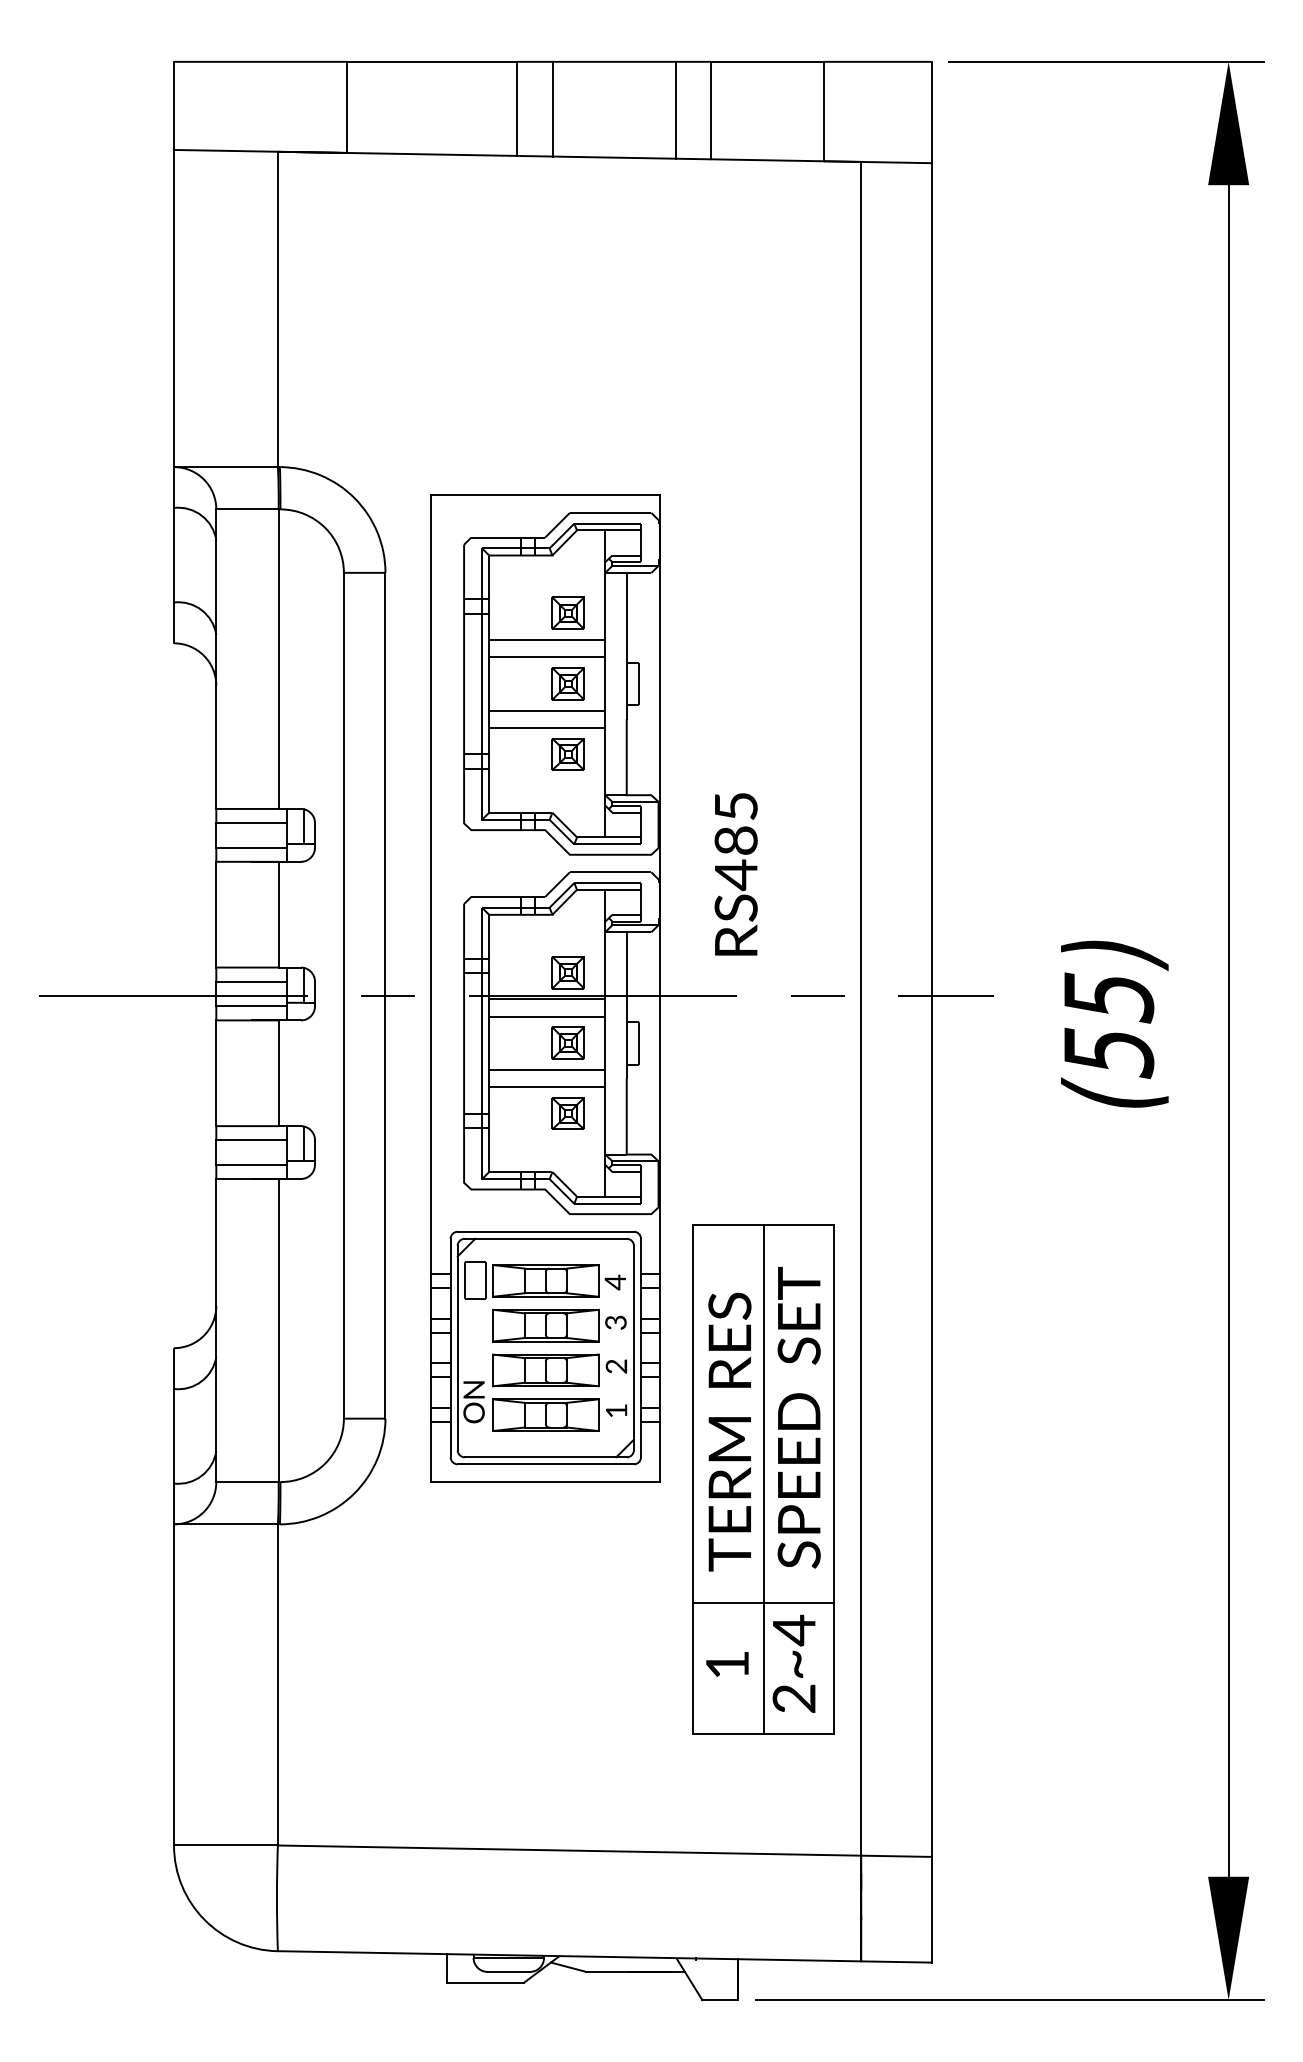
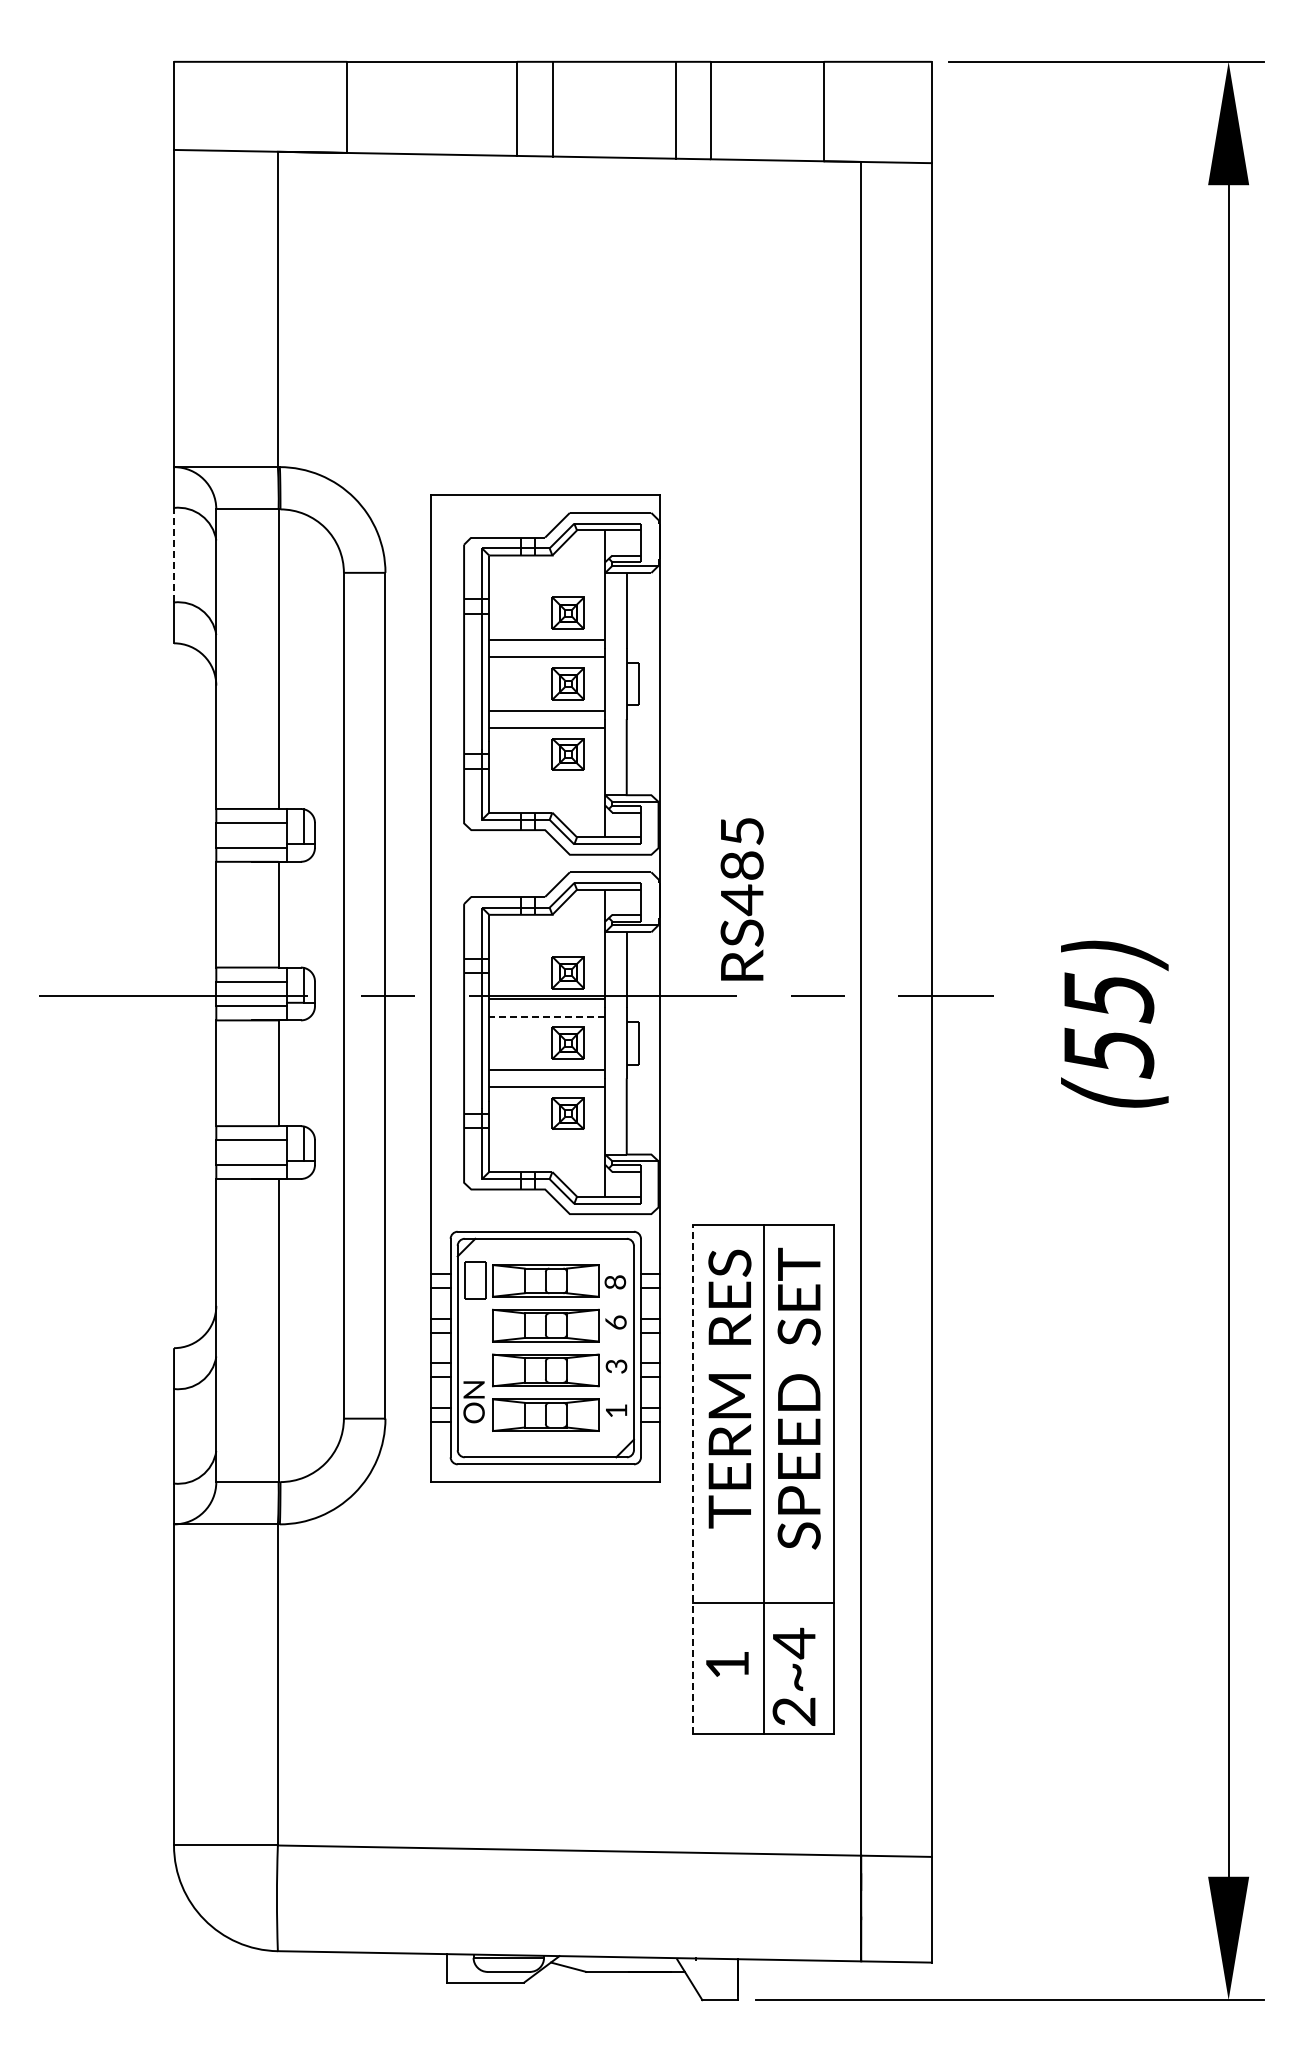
line: solid -> dashed (174, 554)
text position: (735, 874) -> (741, 899) (741, 899)
line: solid -> dashed (546, 1016)
text: 4 -> 8 (615, 1282)
text: 3 -> 6 (615, 1322)
text: 2 -> 3 (618, 1366)
text position: (798, 1417) -> (798, 1398) (798, 1398)
text position: (729, 1431) -> (729, 1388) (729, 1388)
line: solid -> dashed (693, 1478)
text position: (793, 1663) -> (793, 1676) (793, 1676)
